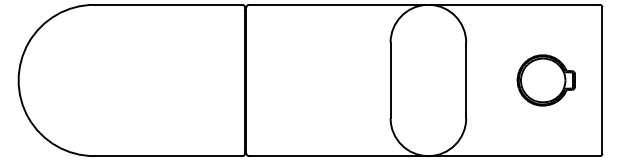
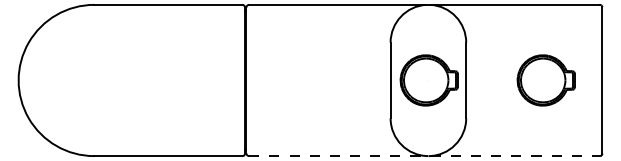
part: none -> present (428, 80)
line: solid -> dashed (425, 156)
